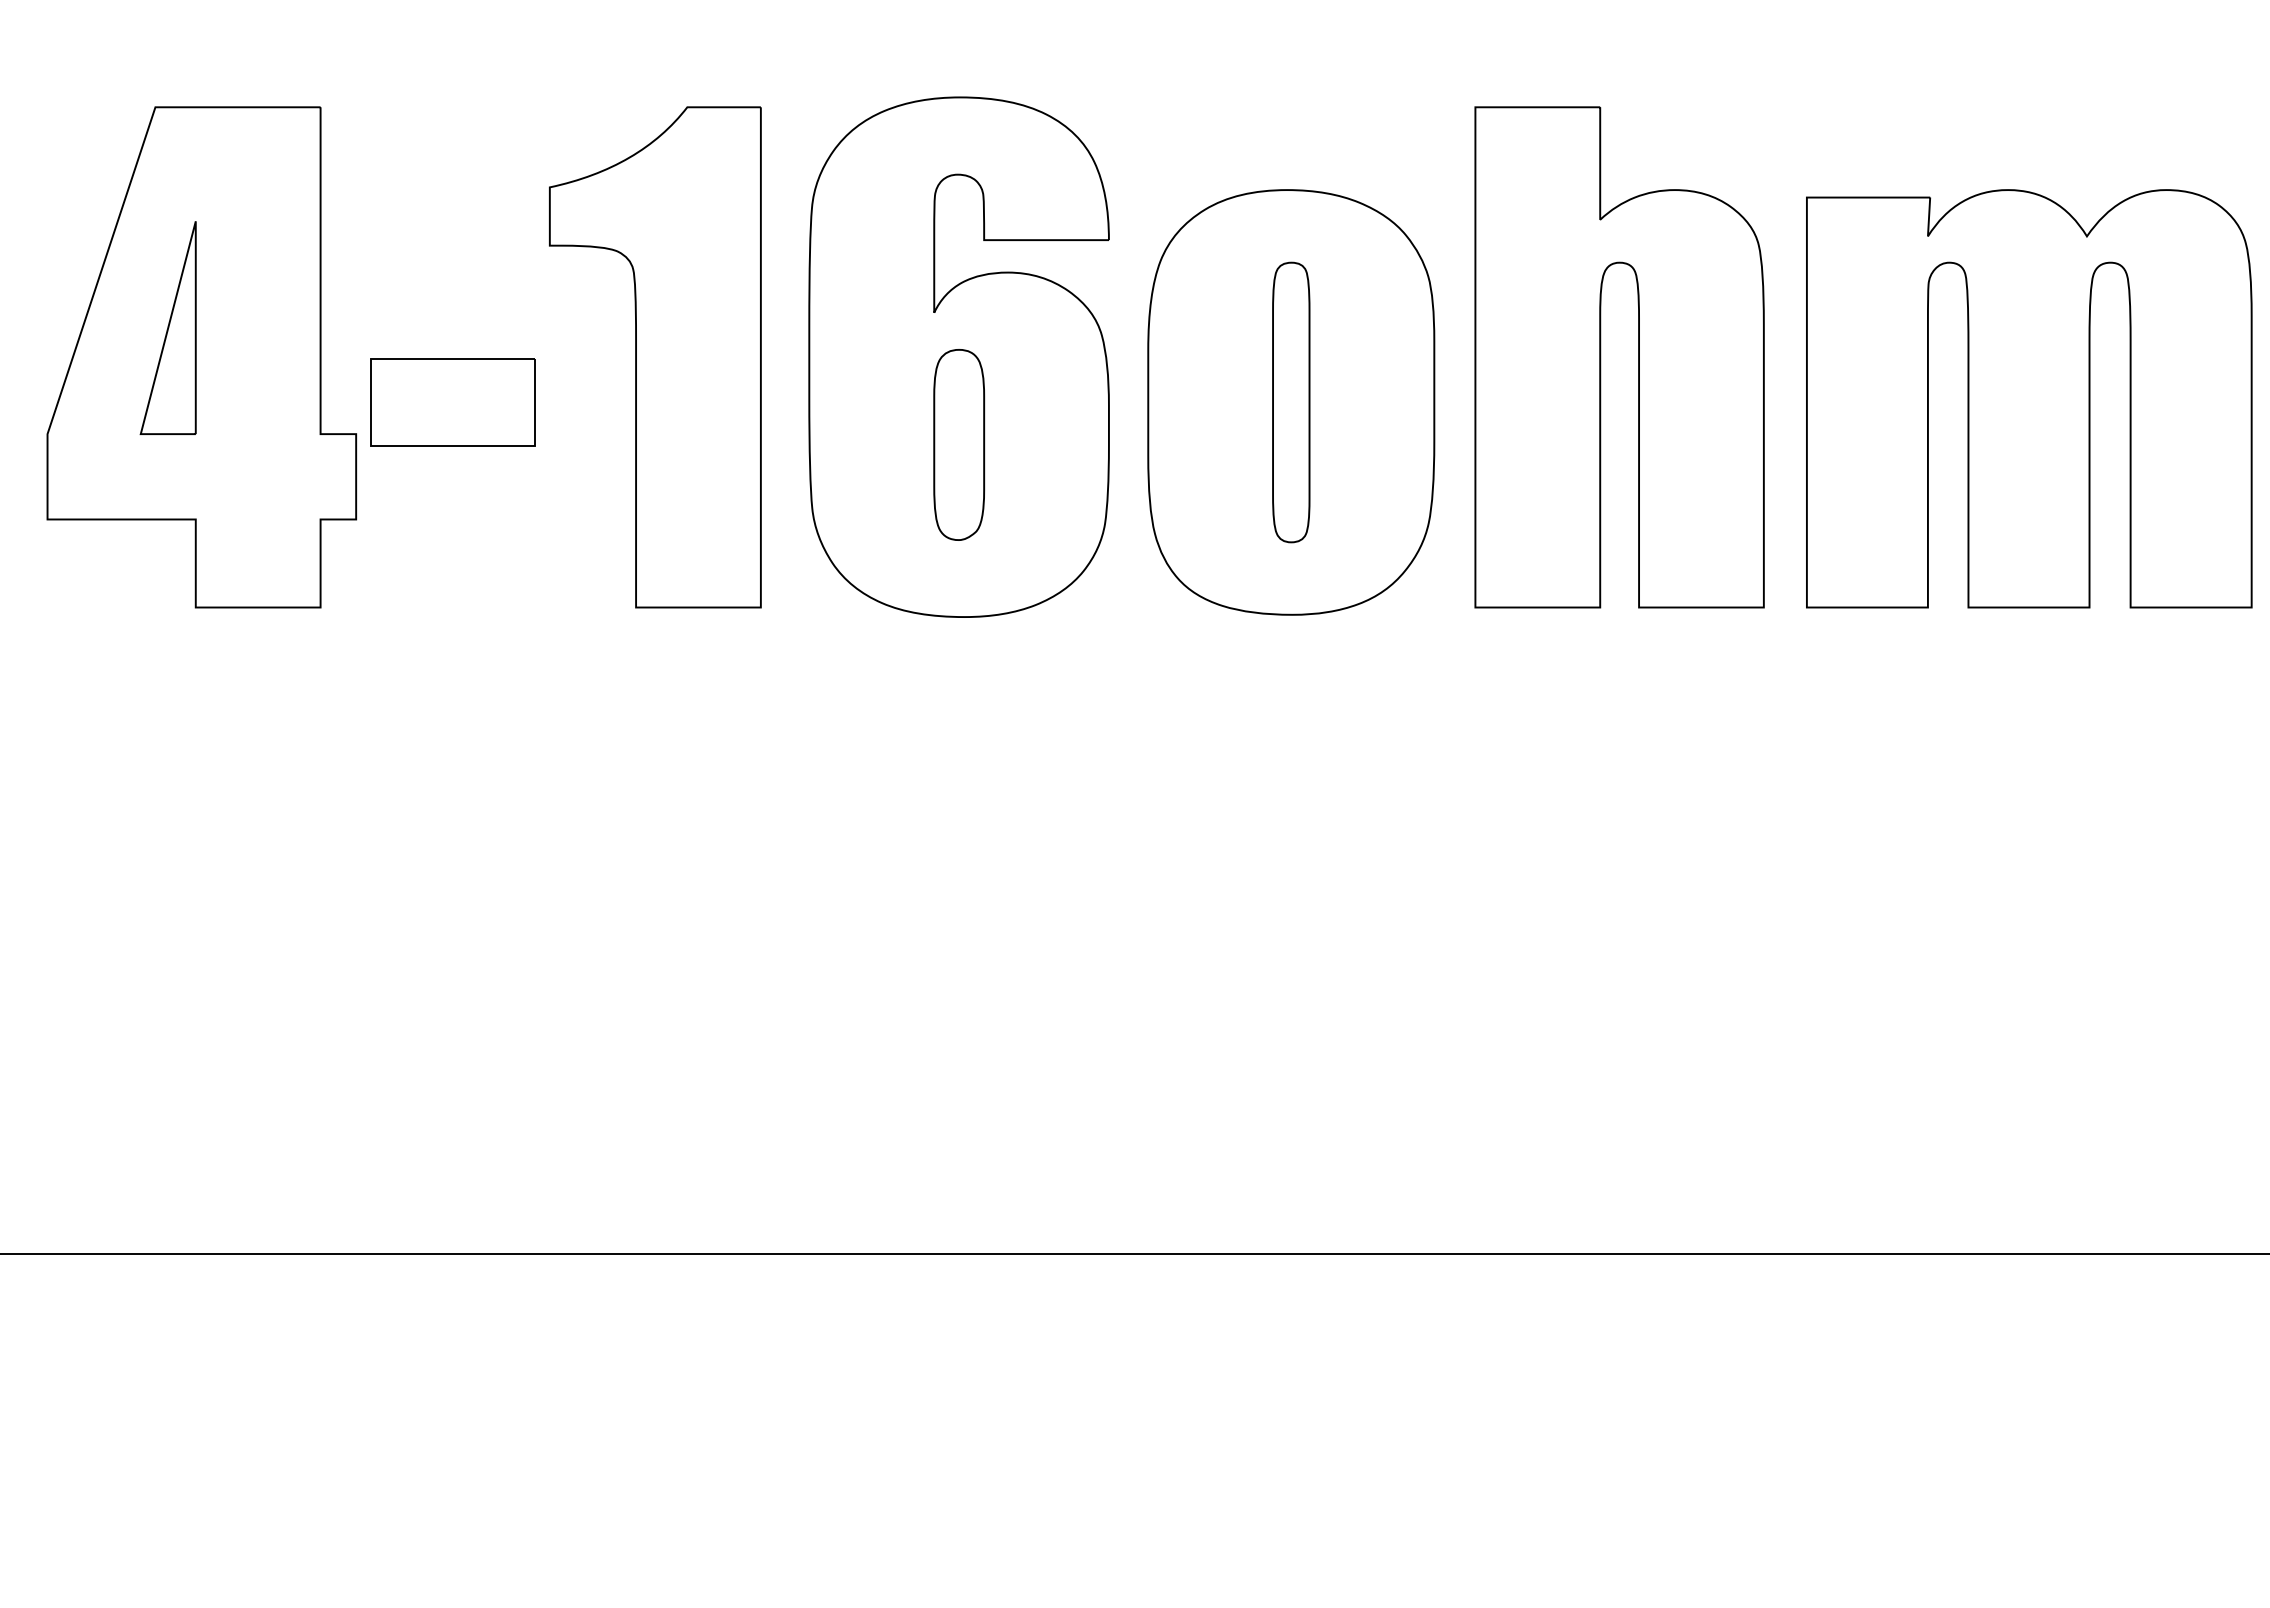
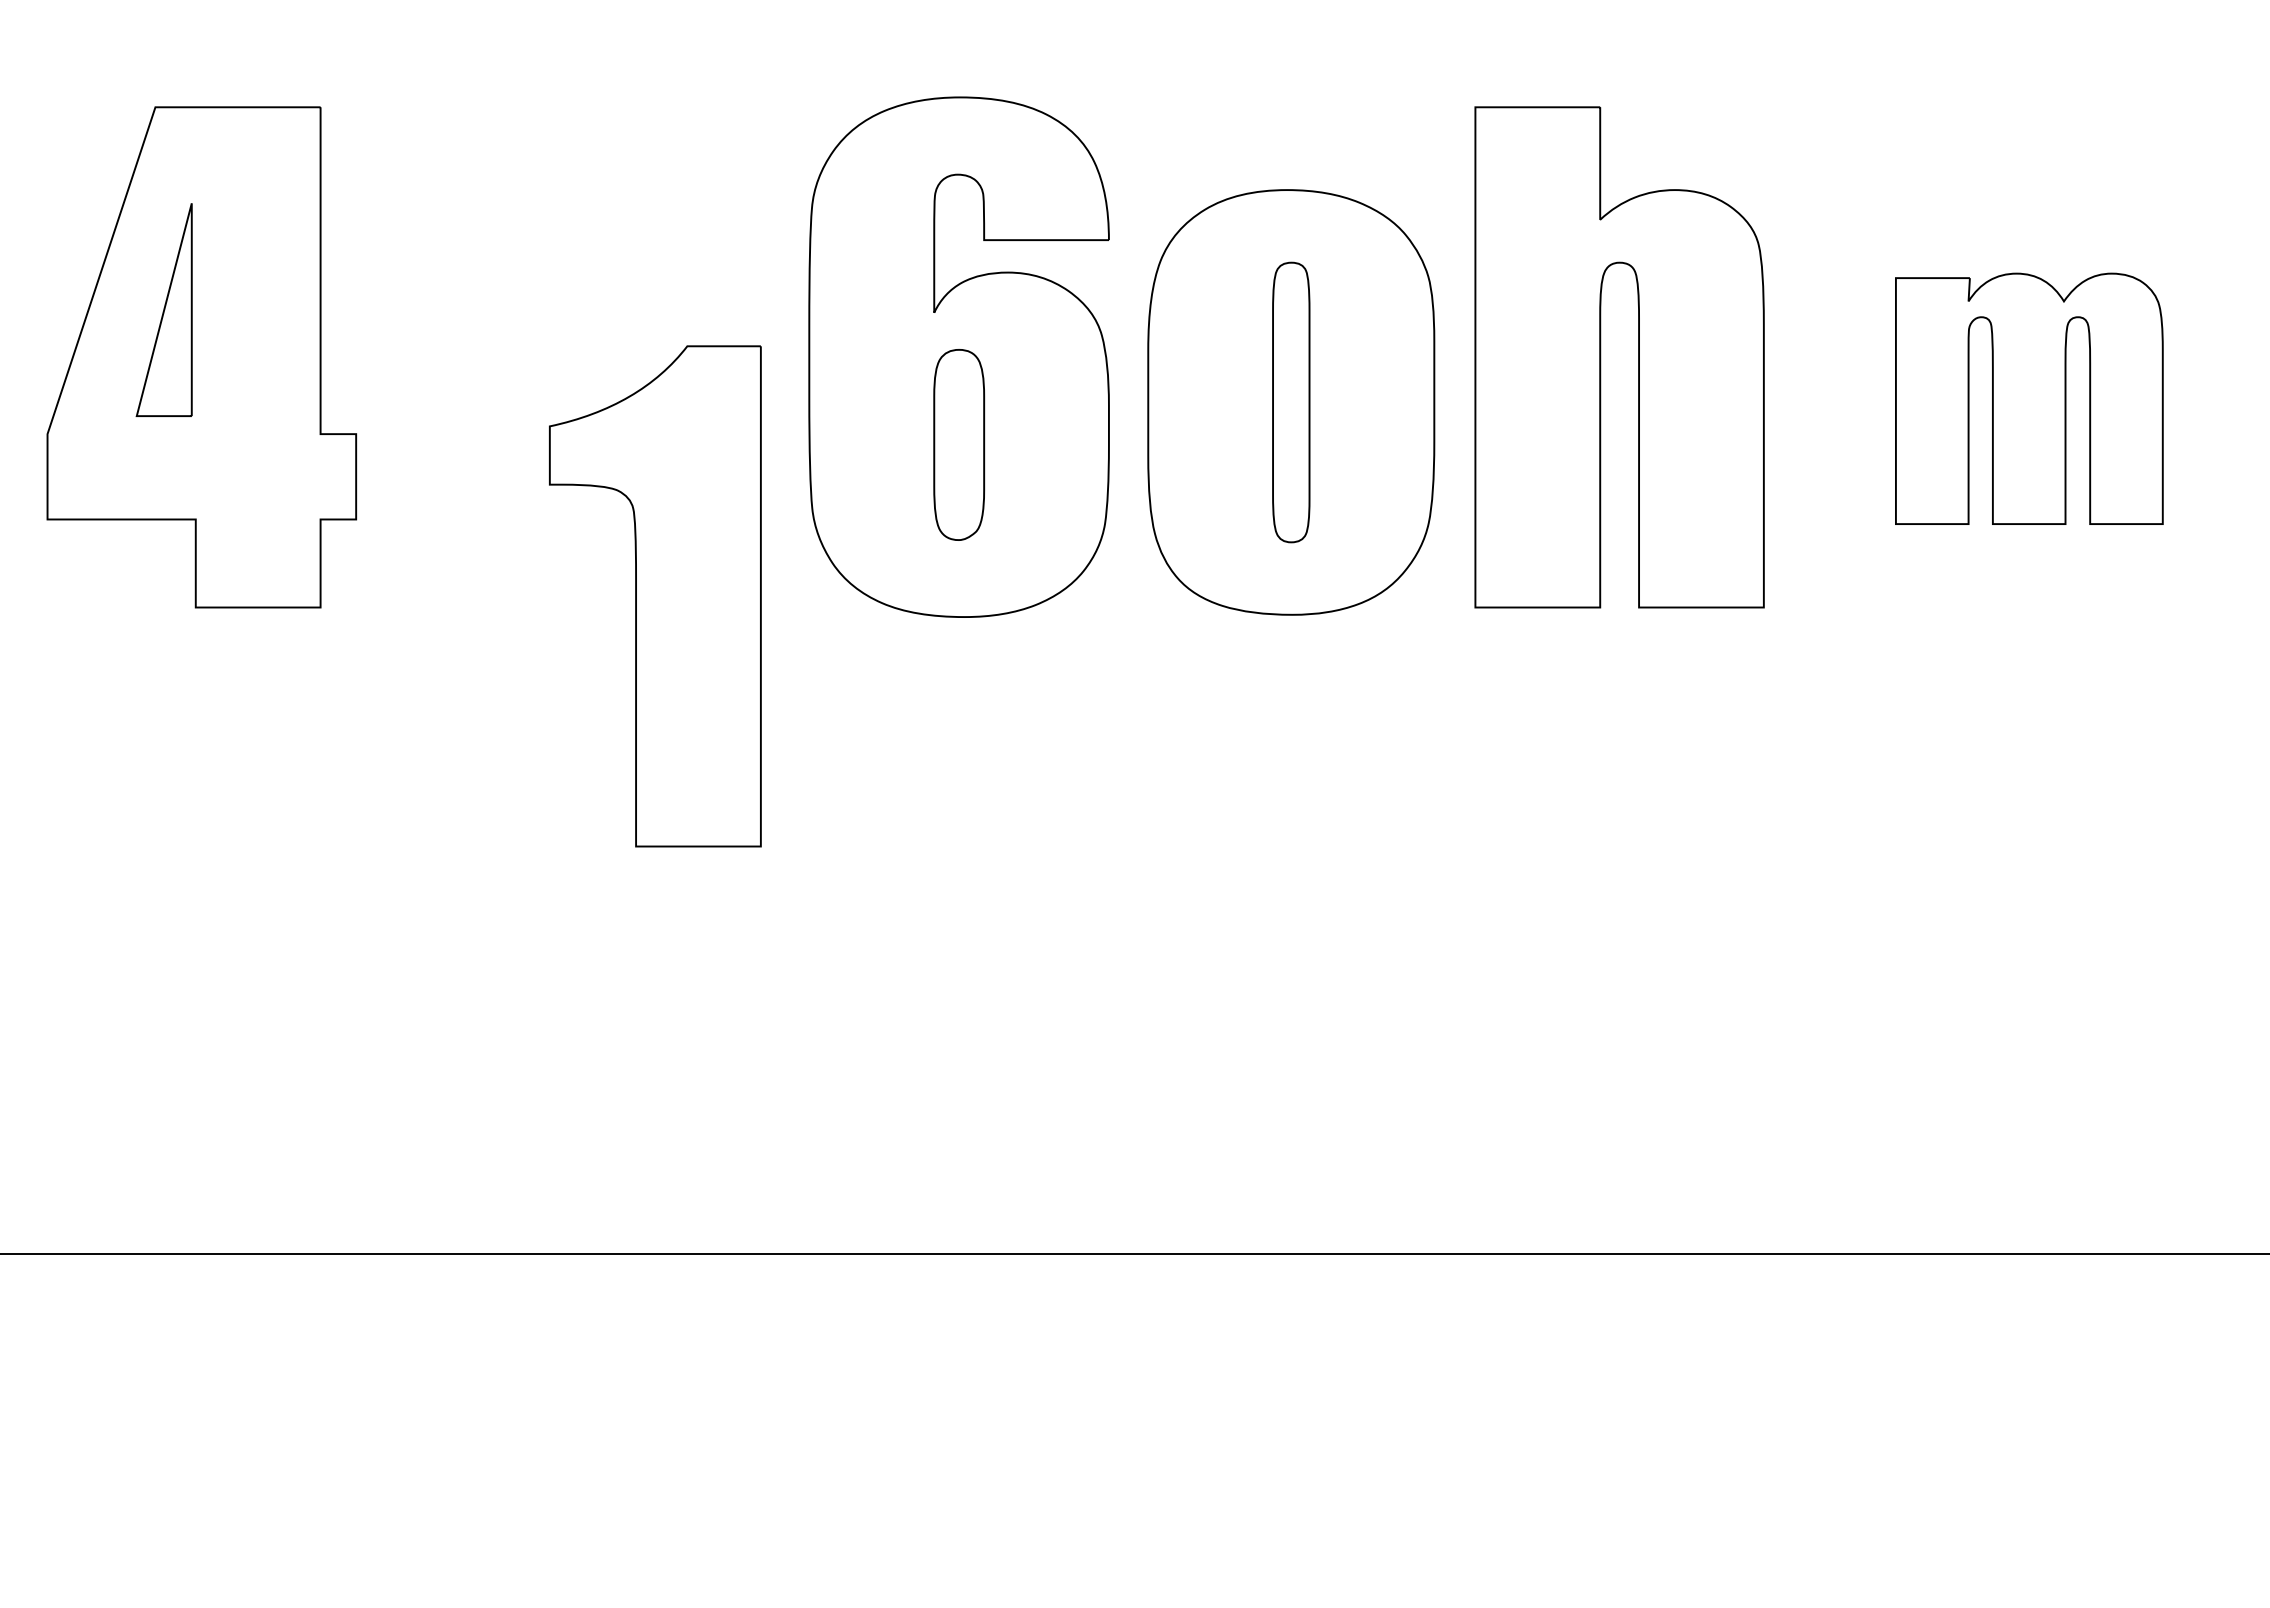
part position: (167, 327) -> (163, 309) (163, 309)
part position: (655, 357) -> (655, 596) (655, 596)
part size: 447x420 px -> 269x253 px (2029, 398)
part: present -> none (452, 402)
